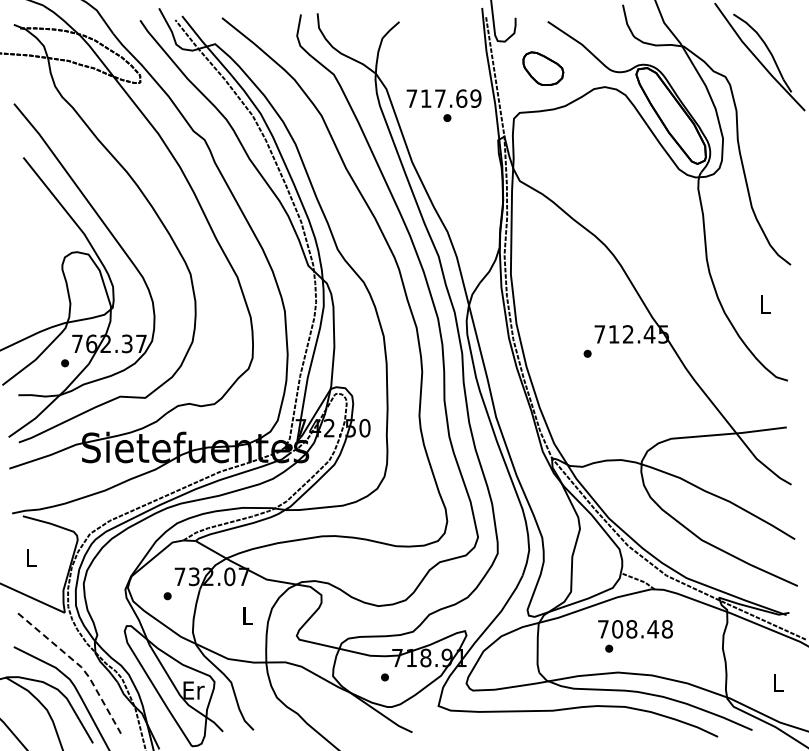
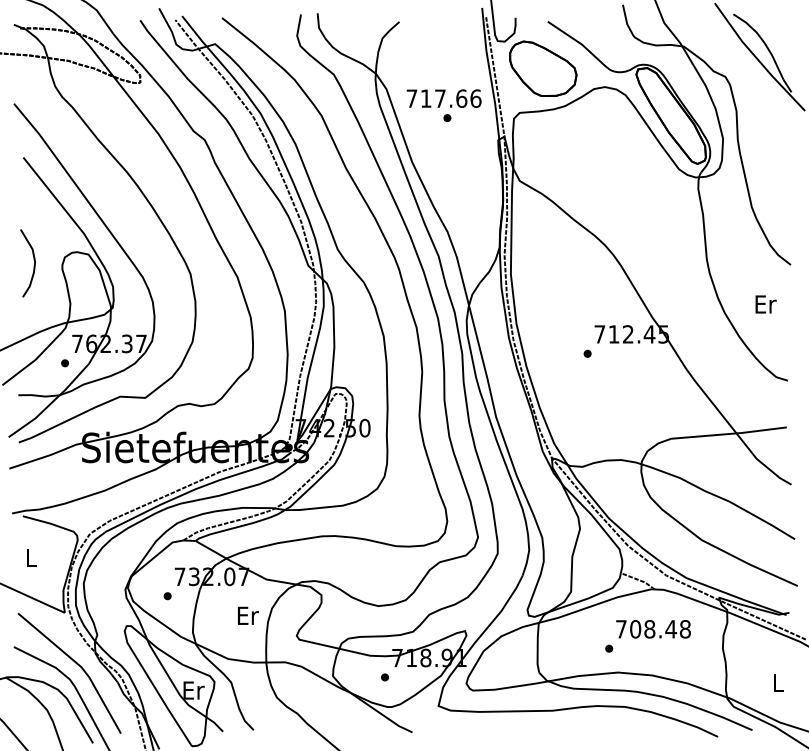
part size: 43x35 px -> 69x57 px (543, 68)
text: 717.69 -> 717.66 (475, 98)
curve: none -> present (33, 265)
text: L -> Er (765, 304)
text: L -> Er (248, 615)
text position: (635, 629) -> (653, 629) (653, 629)
line: dashed -> solid (79, 665)
